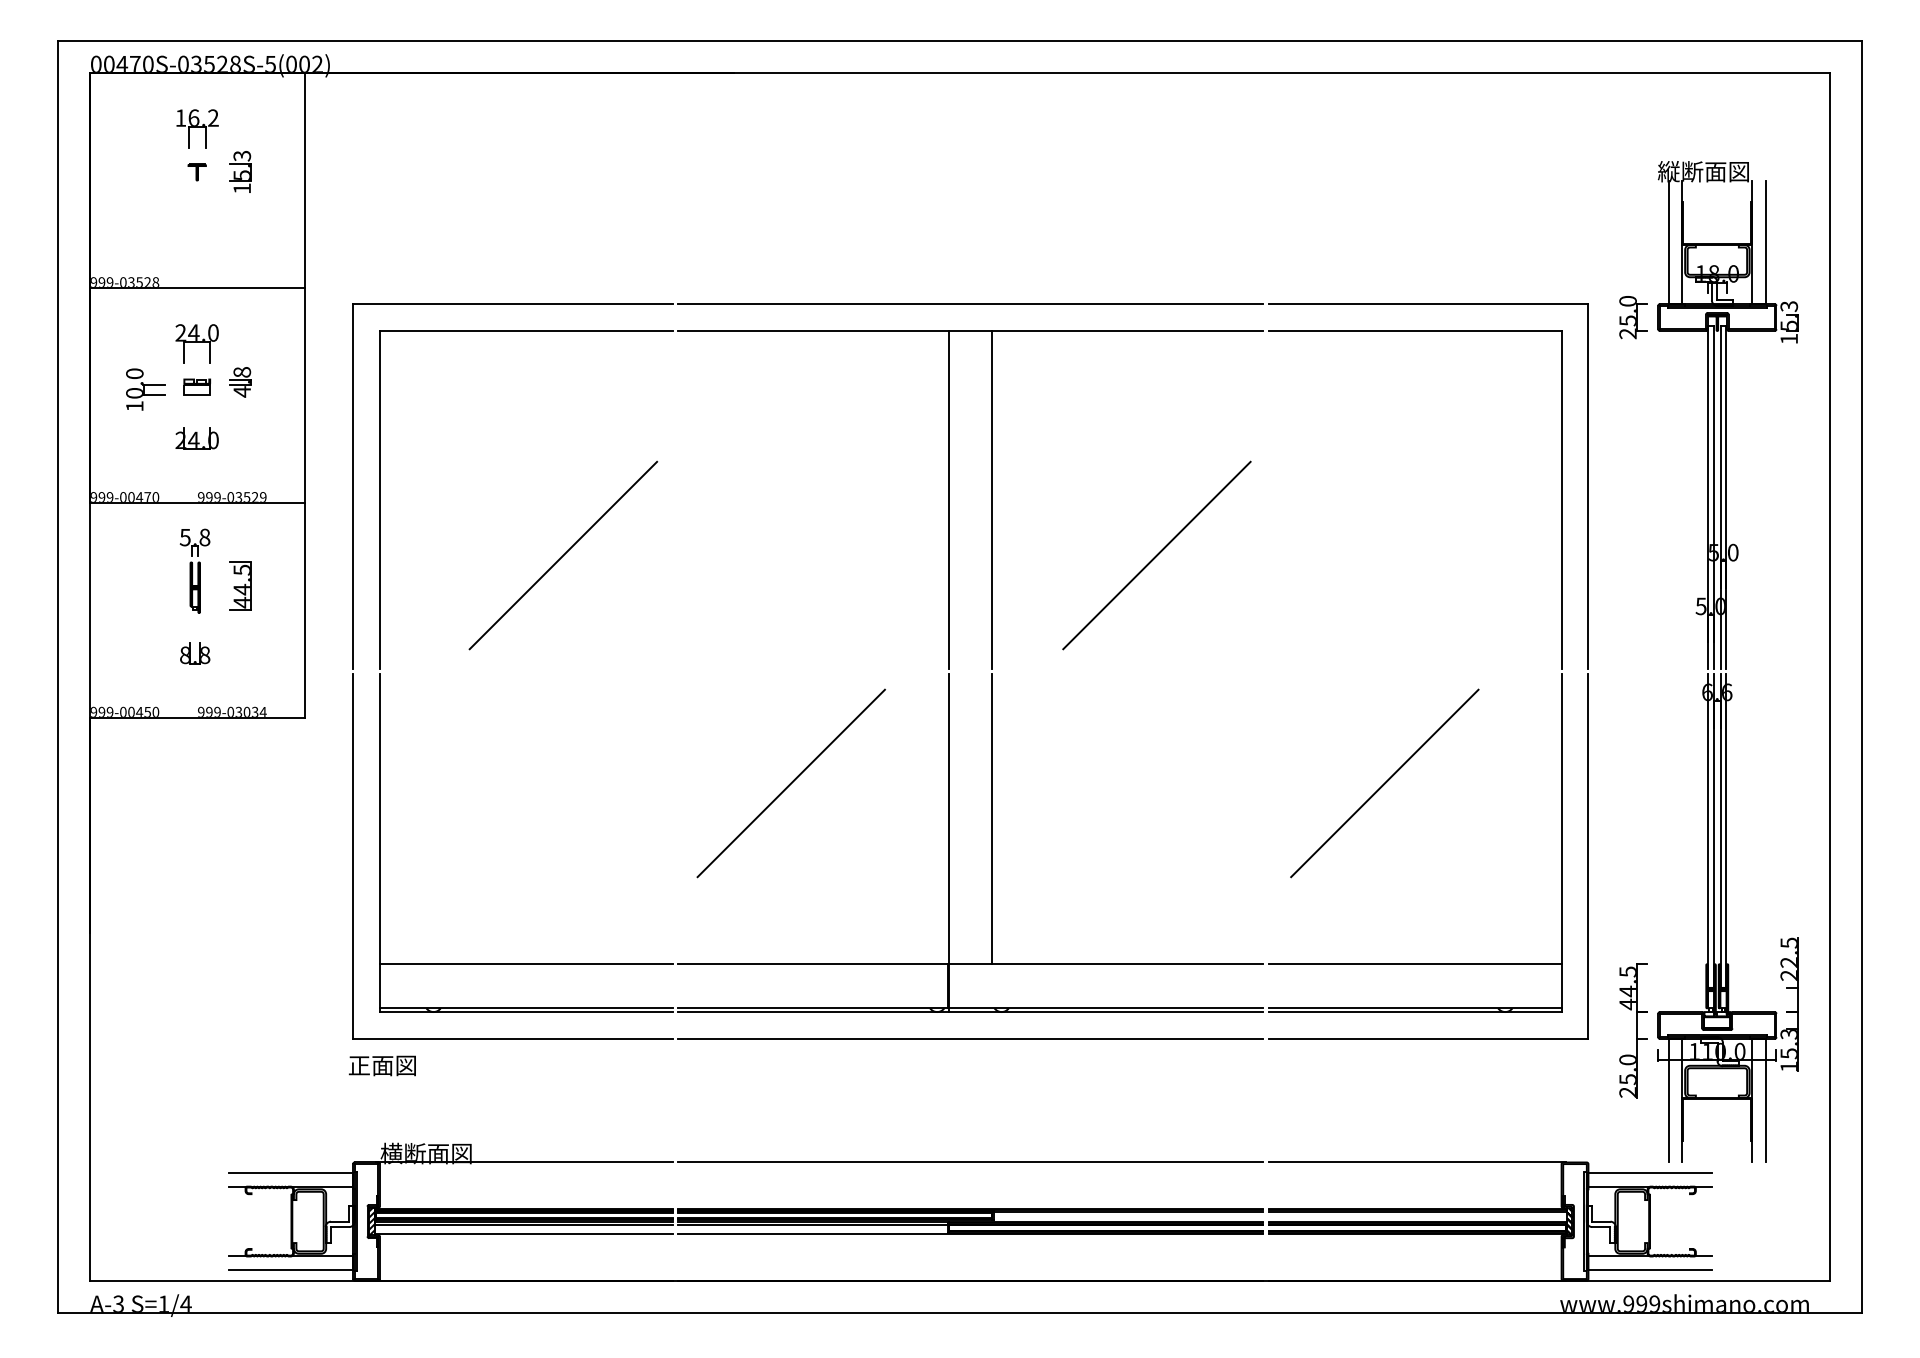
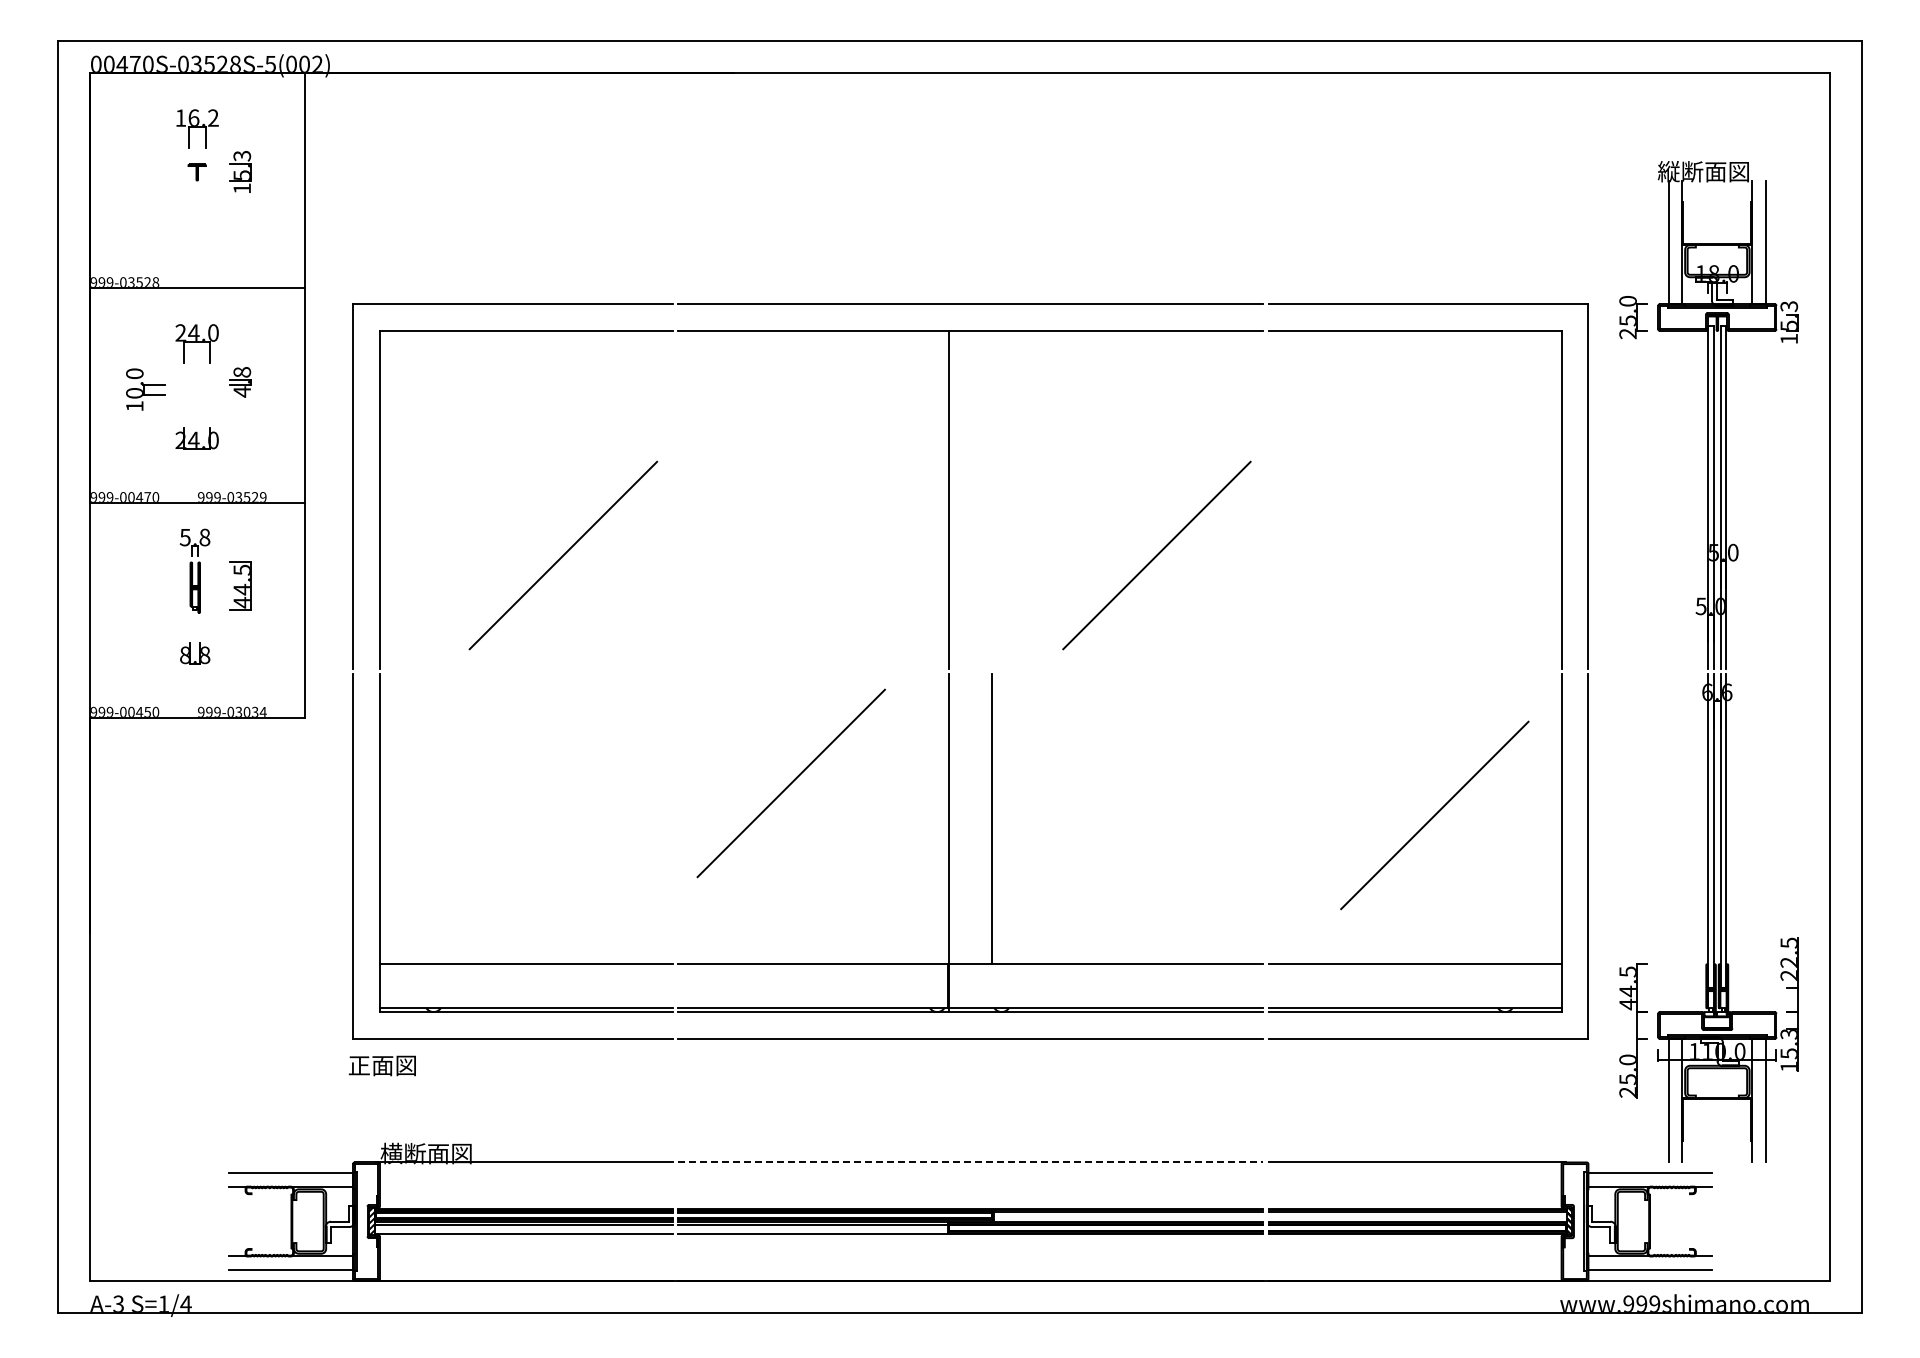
part: present -> none (196, 386)
line: present -> none (992, 499)
line position: (1384, 783) -> (1434, 815) (1434, 815)
line: solid -> dashed (970, 1162)
